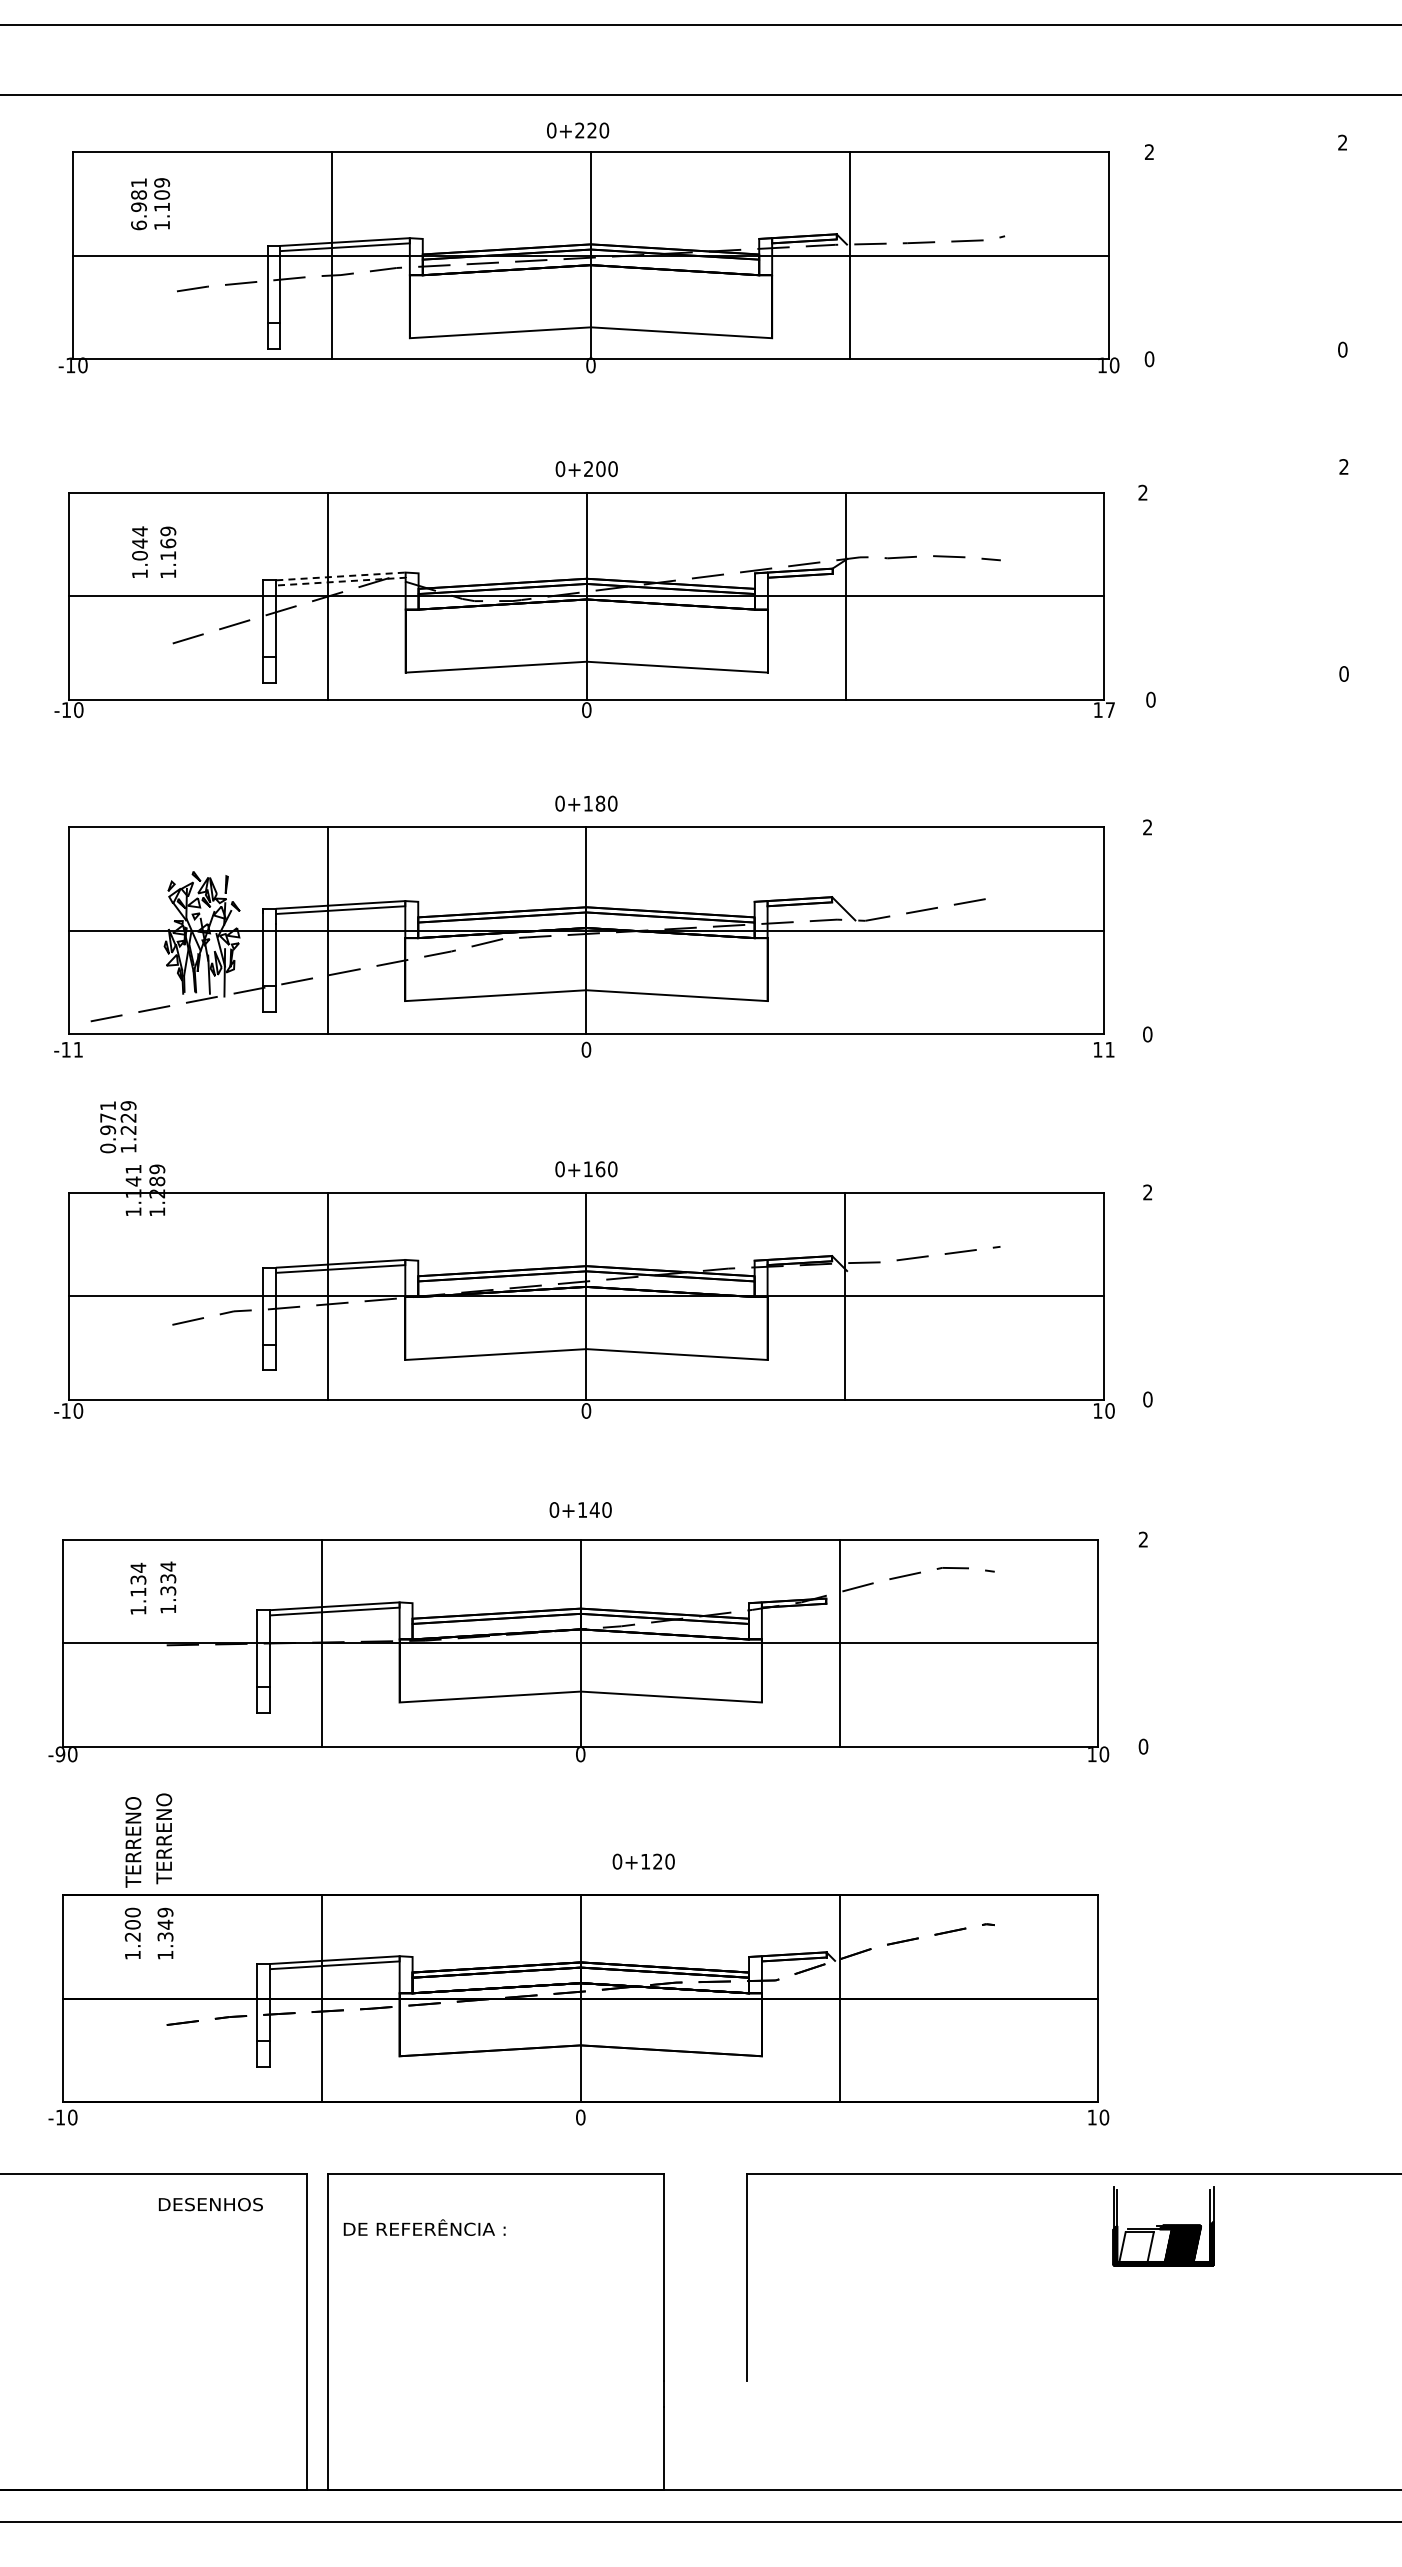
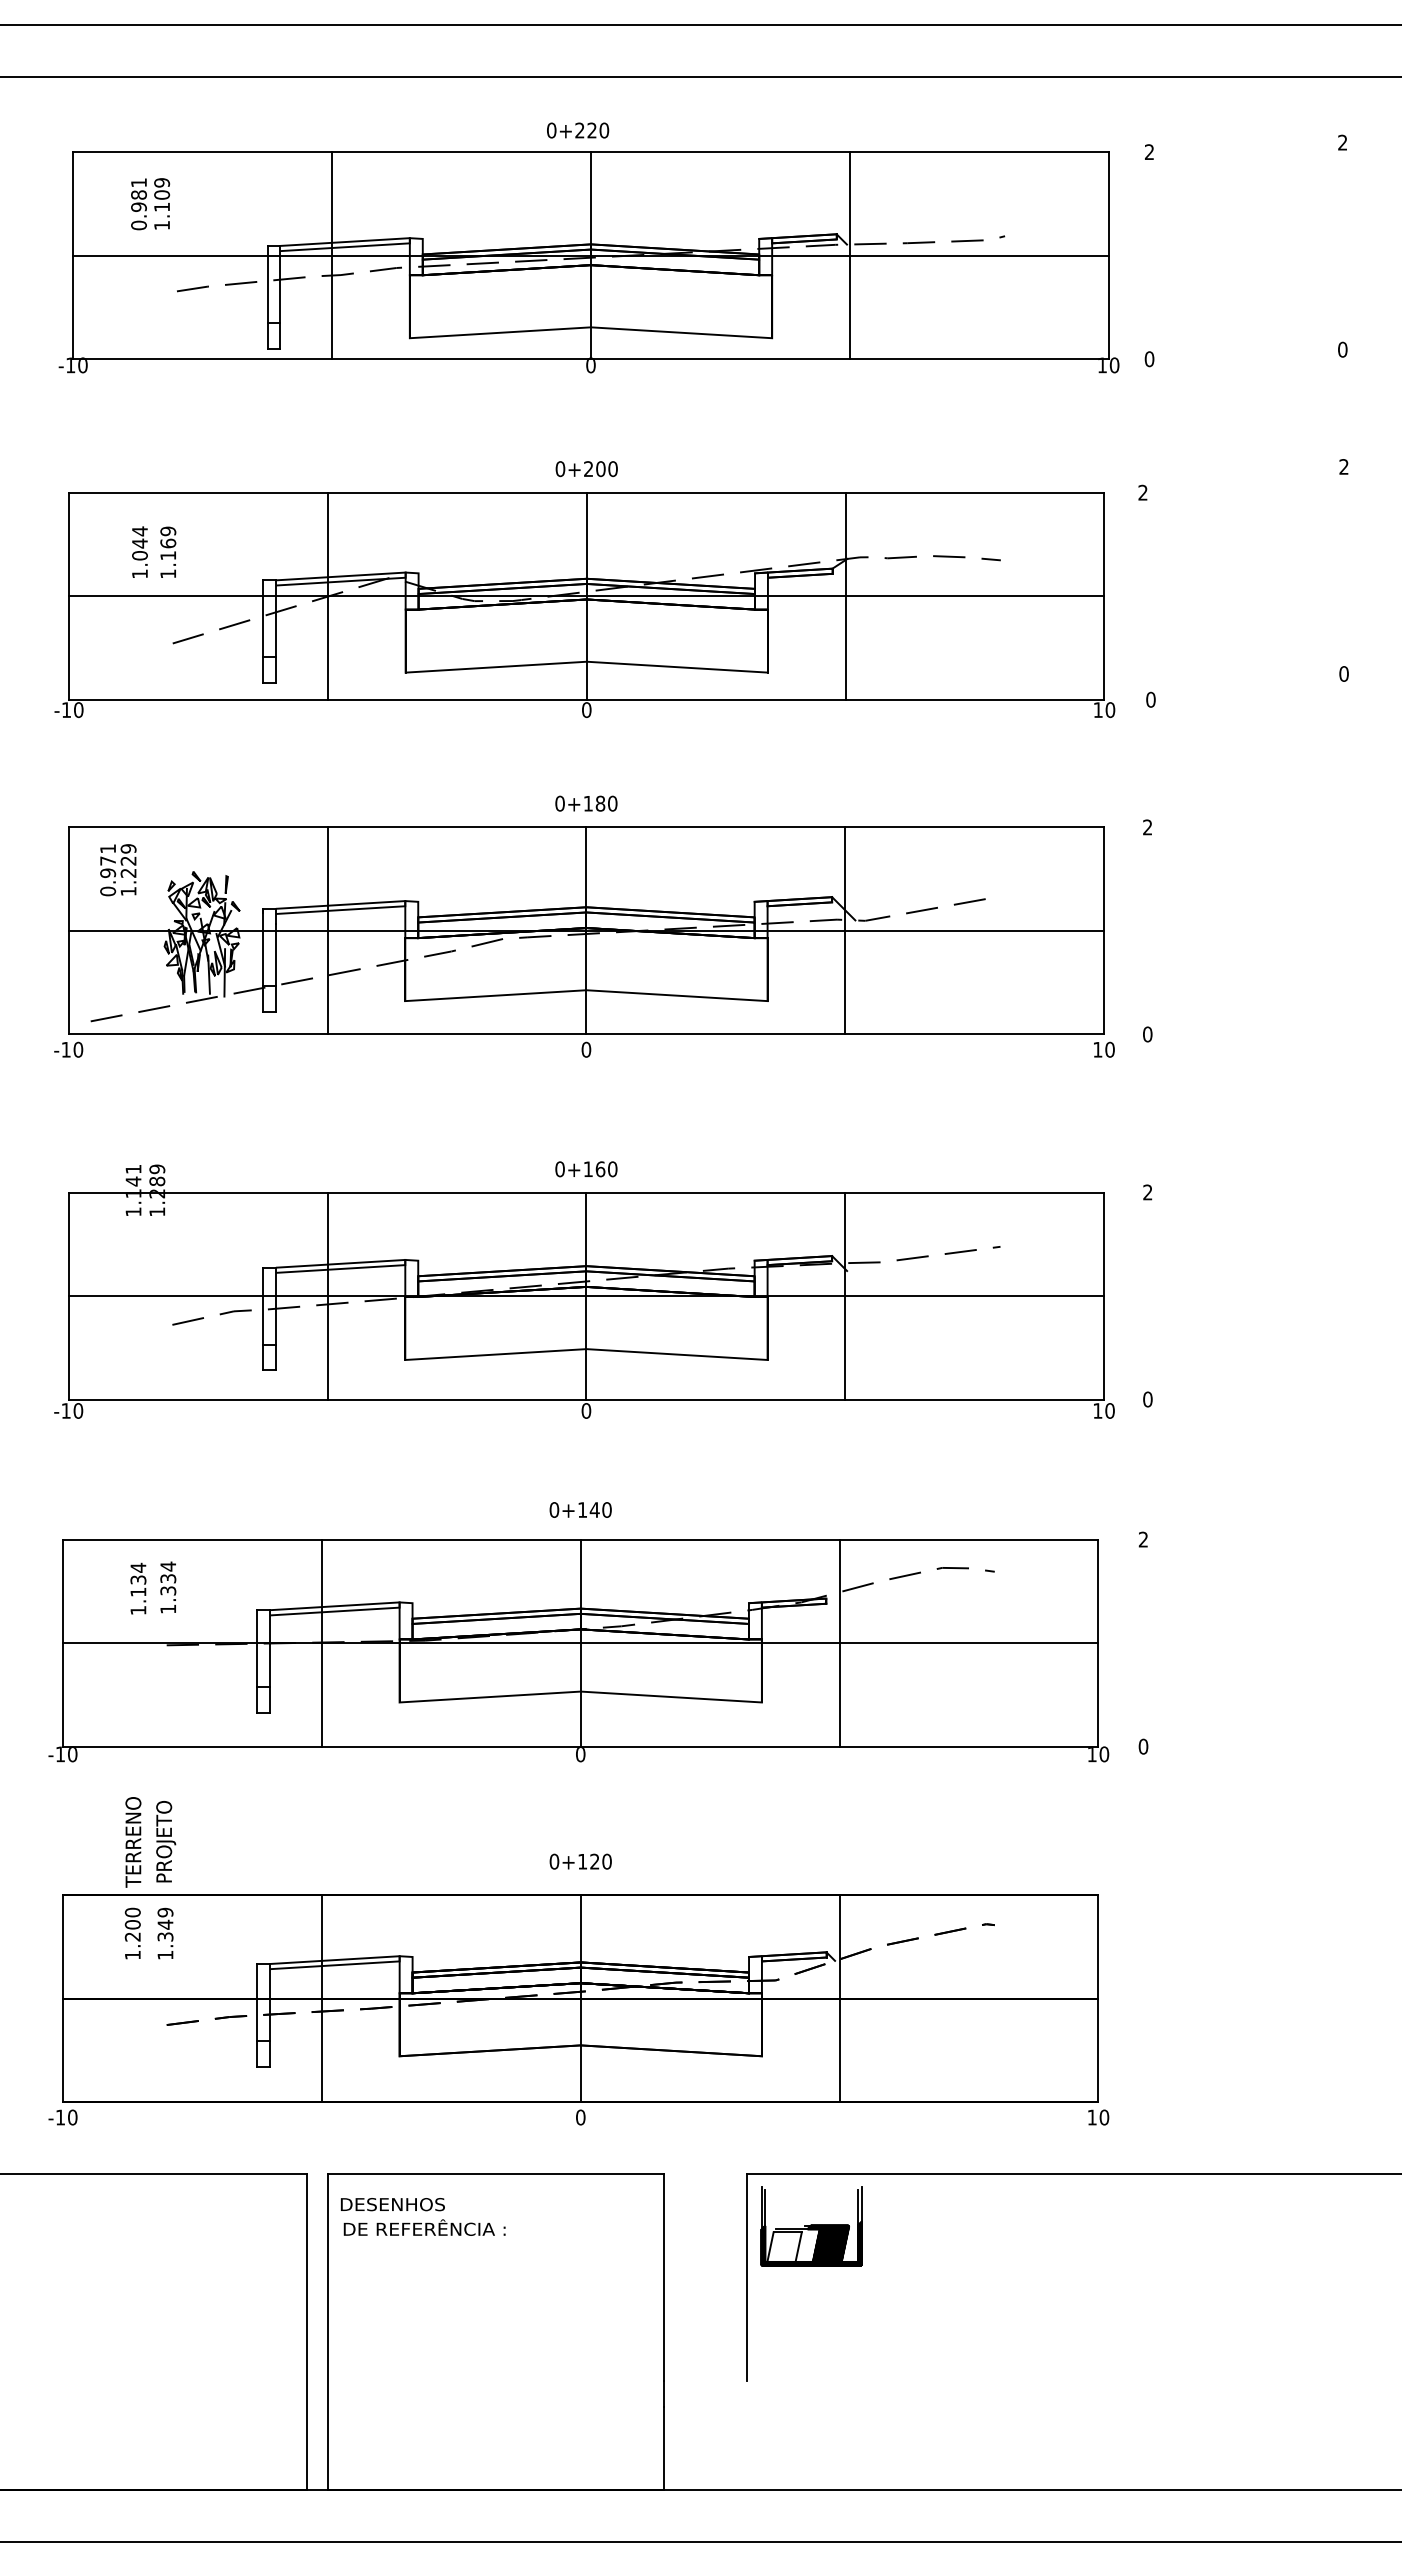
line position: (700, 95) -> (700, 77) (700, 77)
text: 6.981 -> 0.981 (138, 225)
line: dashed -> solid (405, 575)
text: 17 -> 10 (1110, 710)
line: none -> present (845, 930)
text: -11 -> -10 (78, 1049)
text: 11 -> 10 (1109, 1049)
text position: (118, 1127) -> (118, 870) (118, 870)
text: -90 -> -10 (60, 1754)
text: TERRENO -> PROJETO (166, 1838)
text position: (643, 1861) -> (580, 1861) (580, 1861)
text position: (210, 2204) -> (392, 2204) (392, 2204)
part position: (1163, 2226) -> (811, 2226) (811, 2226)
line position: (700, 2521) -> (700, 2541) (700, 2541)
